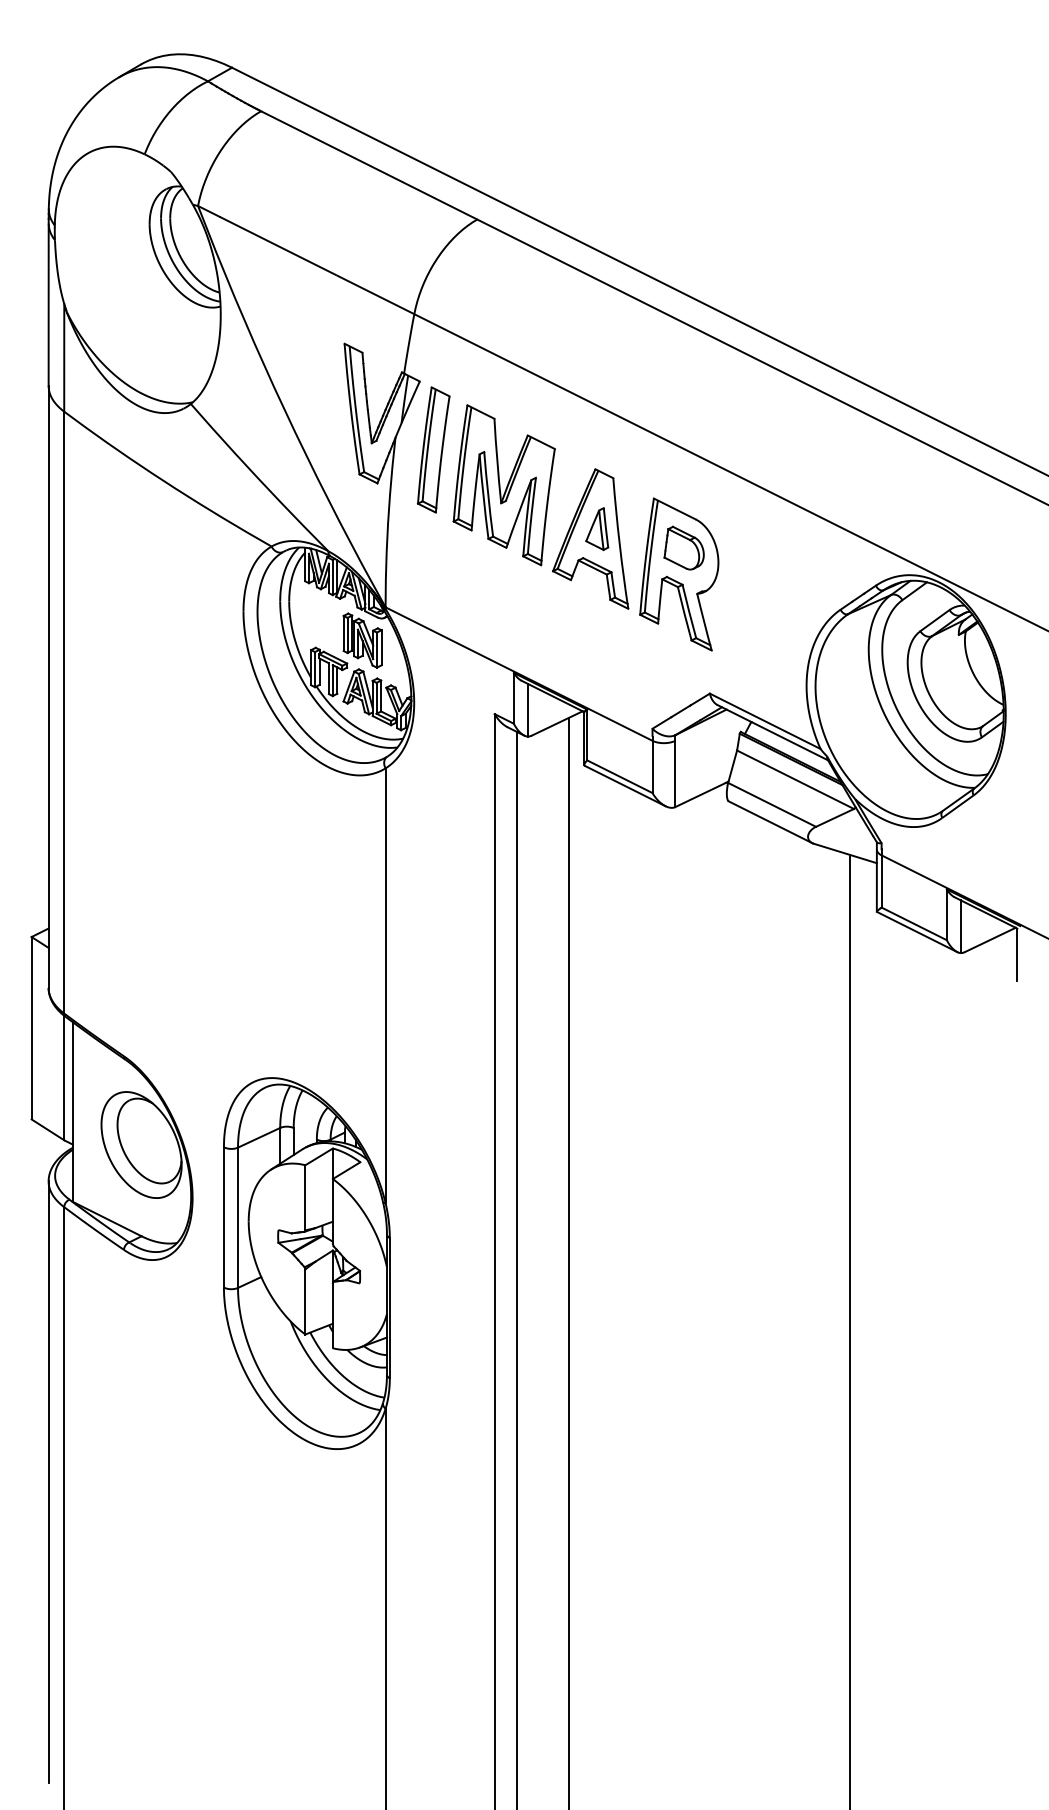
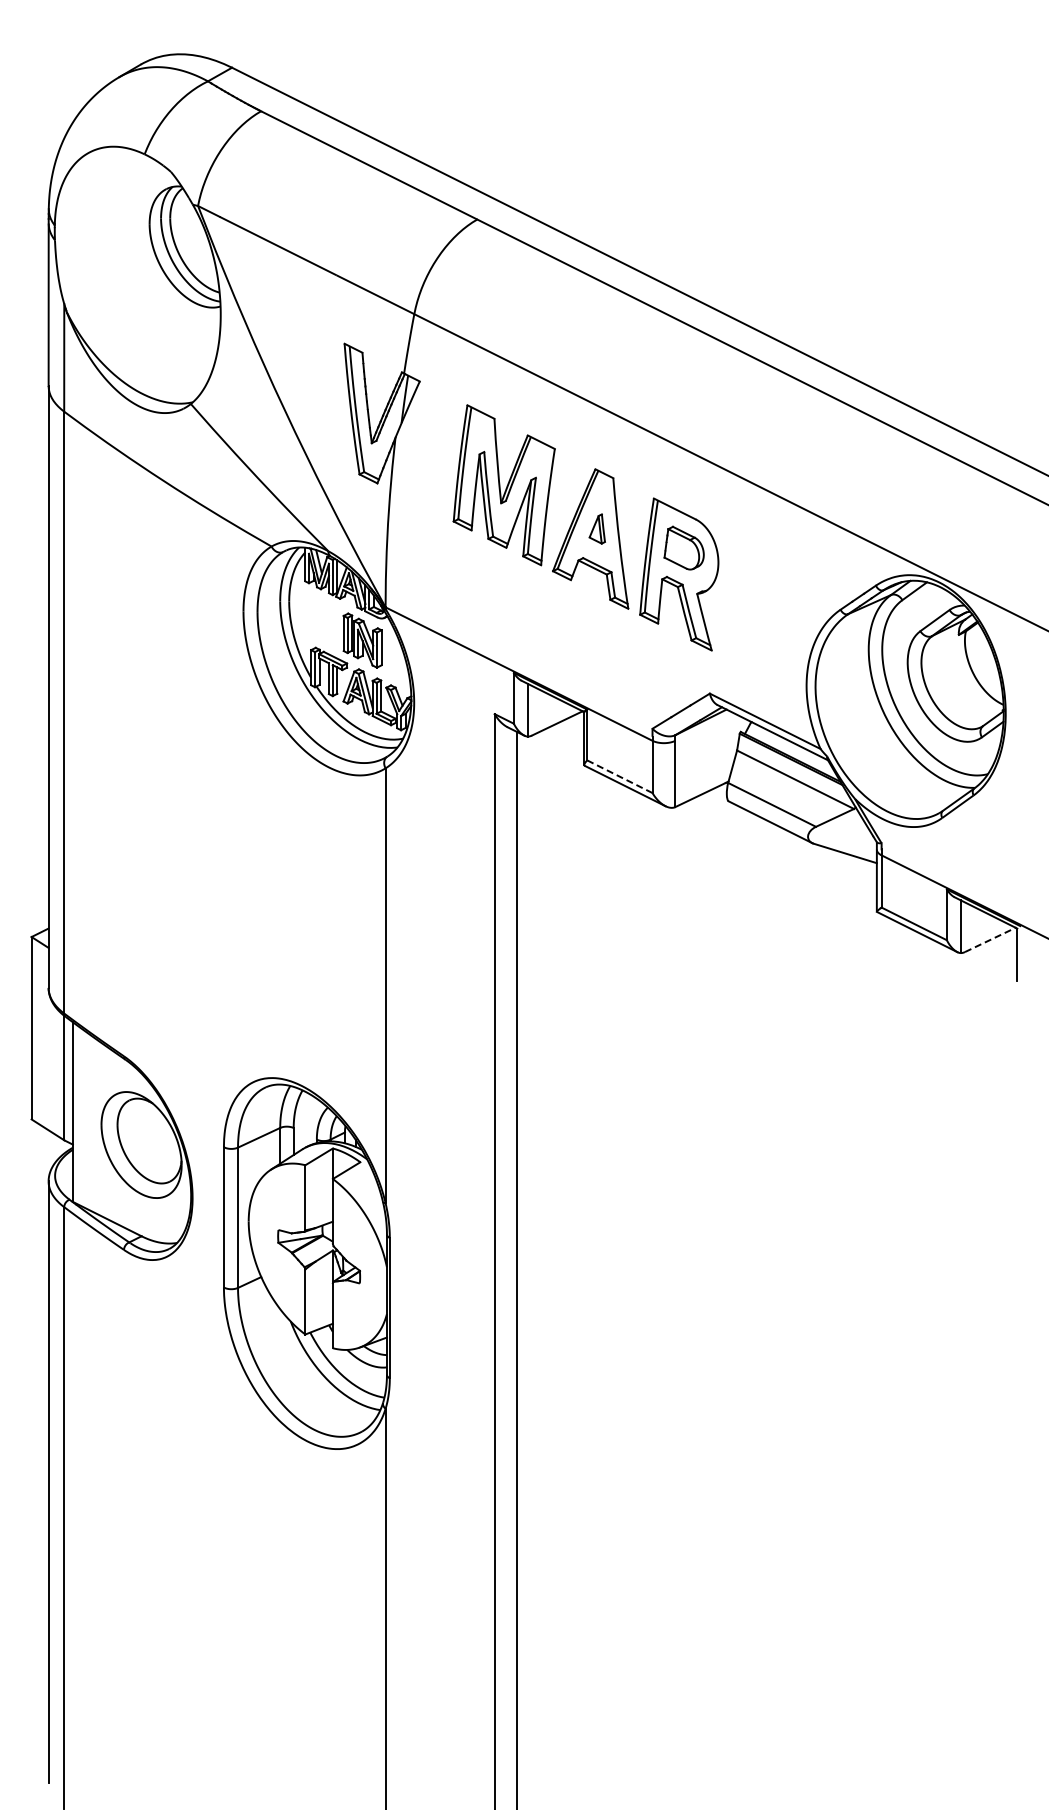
part: present -> none (433, 449)
part size: 25x44 px -> 18x32 px (596, 528)
line: solid -> dashed (620, 776)
line: solid -> dashed (990, 939)
line: present -> none (568, 1261)
line: present -> none (850, 1330)
